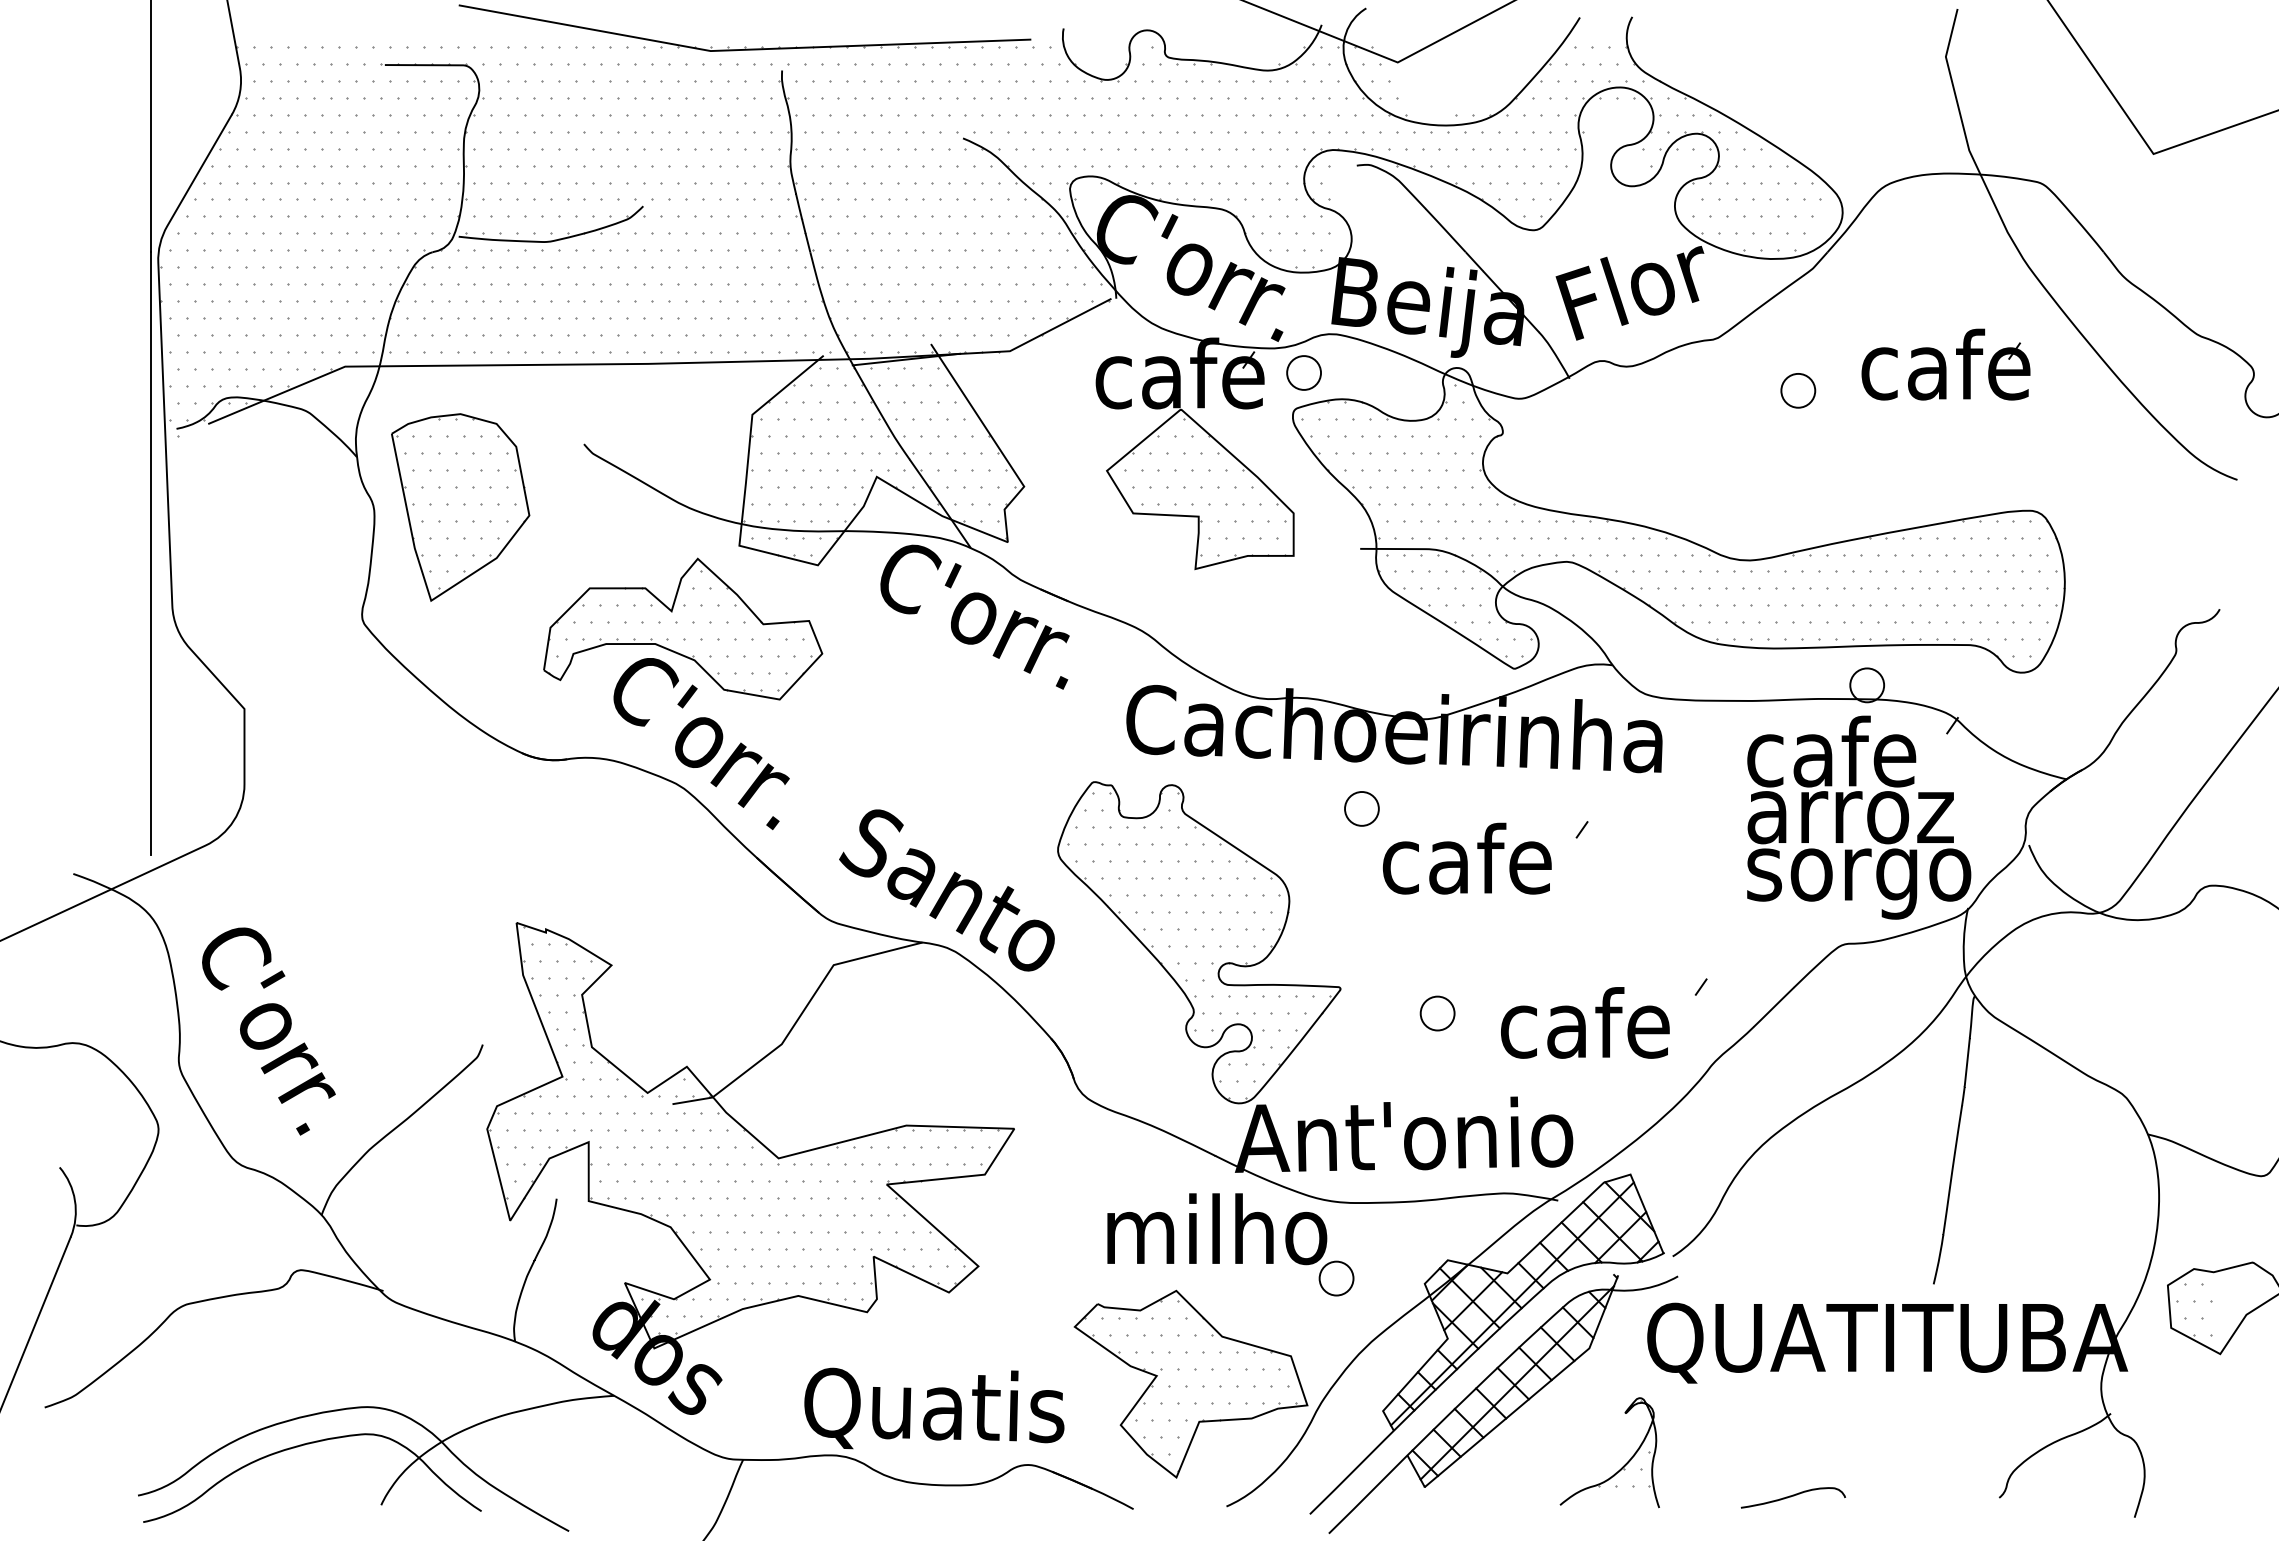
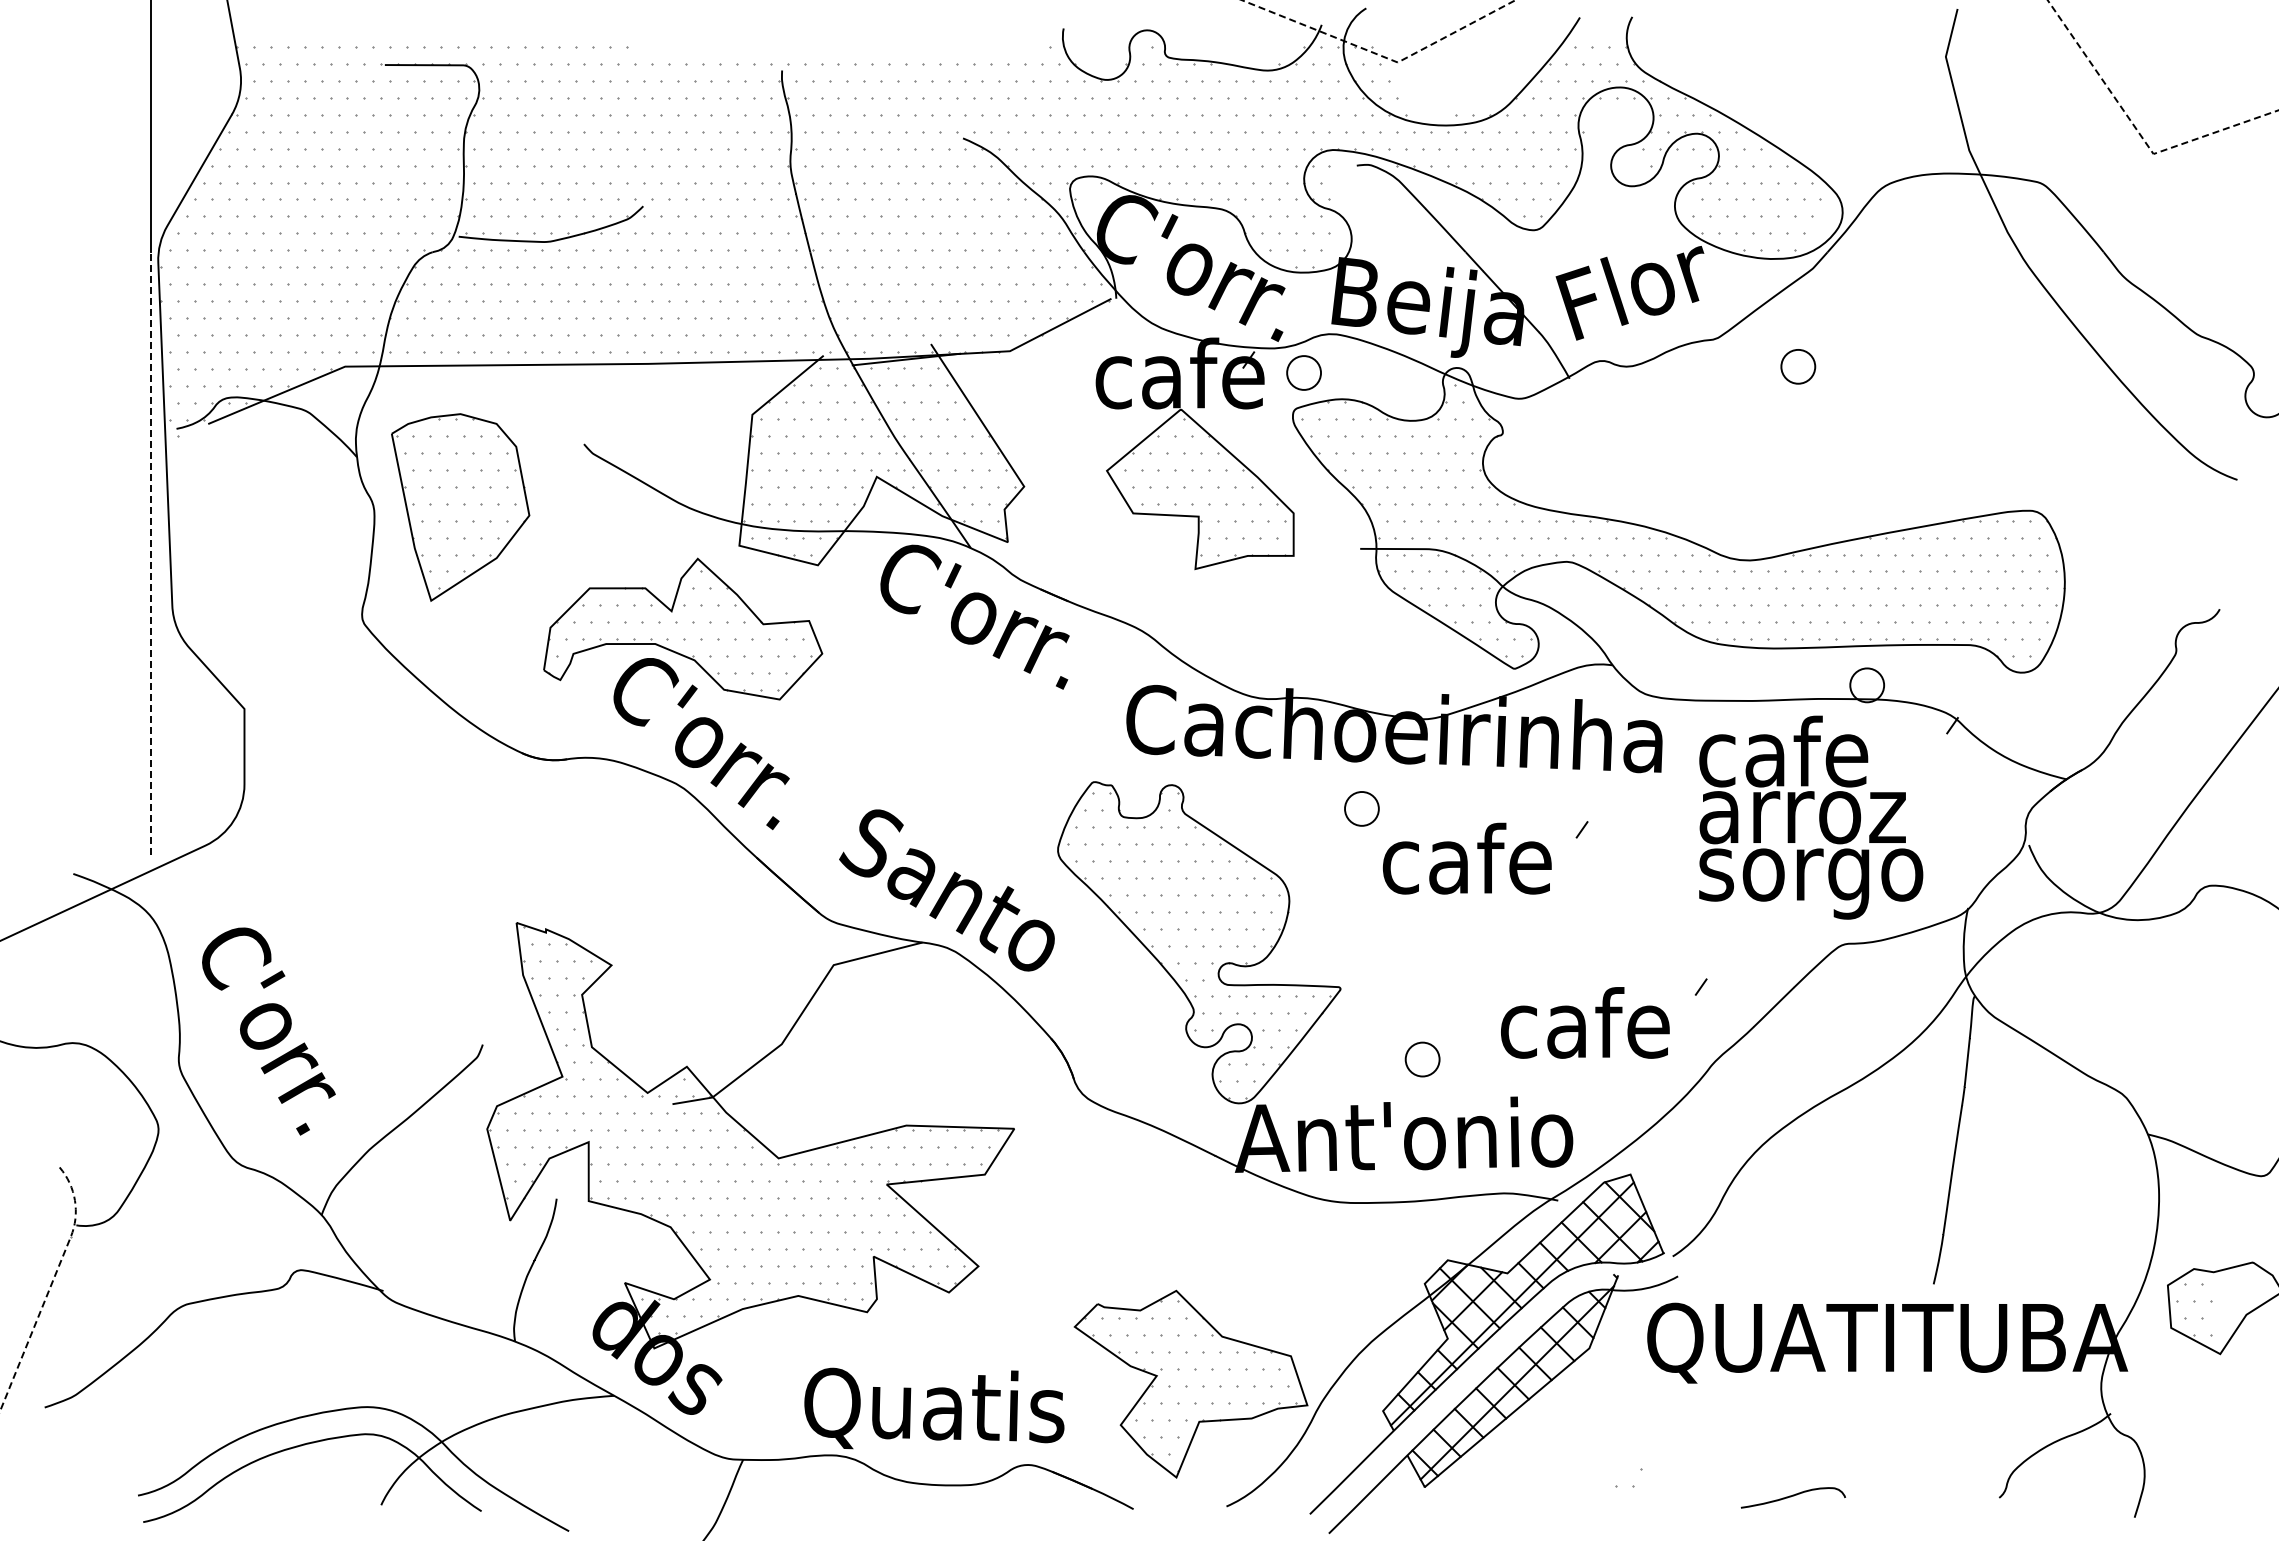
part: present -> none (745, 46)
line: solid -> dashed (1381, 56)
line: solid -> dashed (2138, 131)
part: present -> none (1945, 364)
part position: (1798, 390) -> (1798, 366) (1798, 366)
line: solid -> dashed (150, 552)
text position: (1859, 817) -> (1811, 817) (1811, 817)
part position: (1437, 1013) -> (1422, 1059) (1422, 1059)
part: present -> none (1230, 1244)
line: solid -> dashed (52, 1282)
part: present -> none (1623, 1465)
